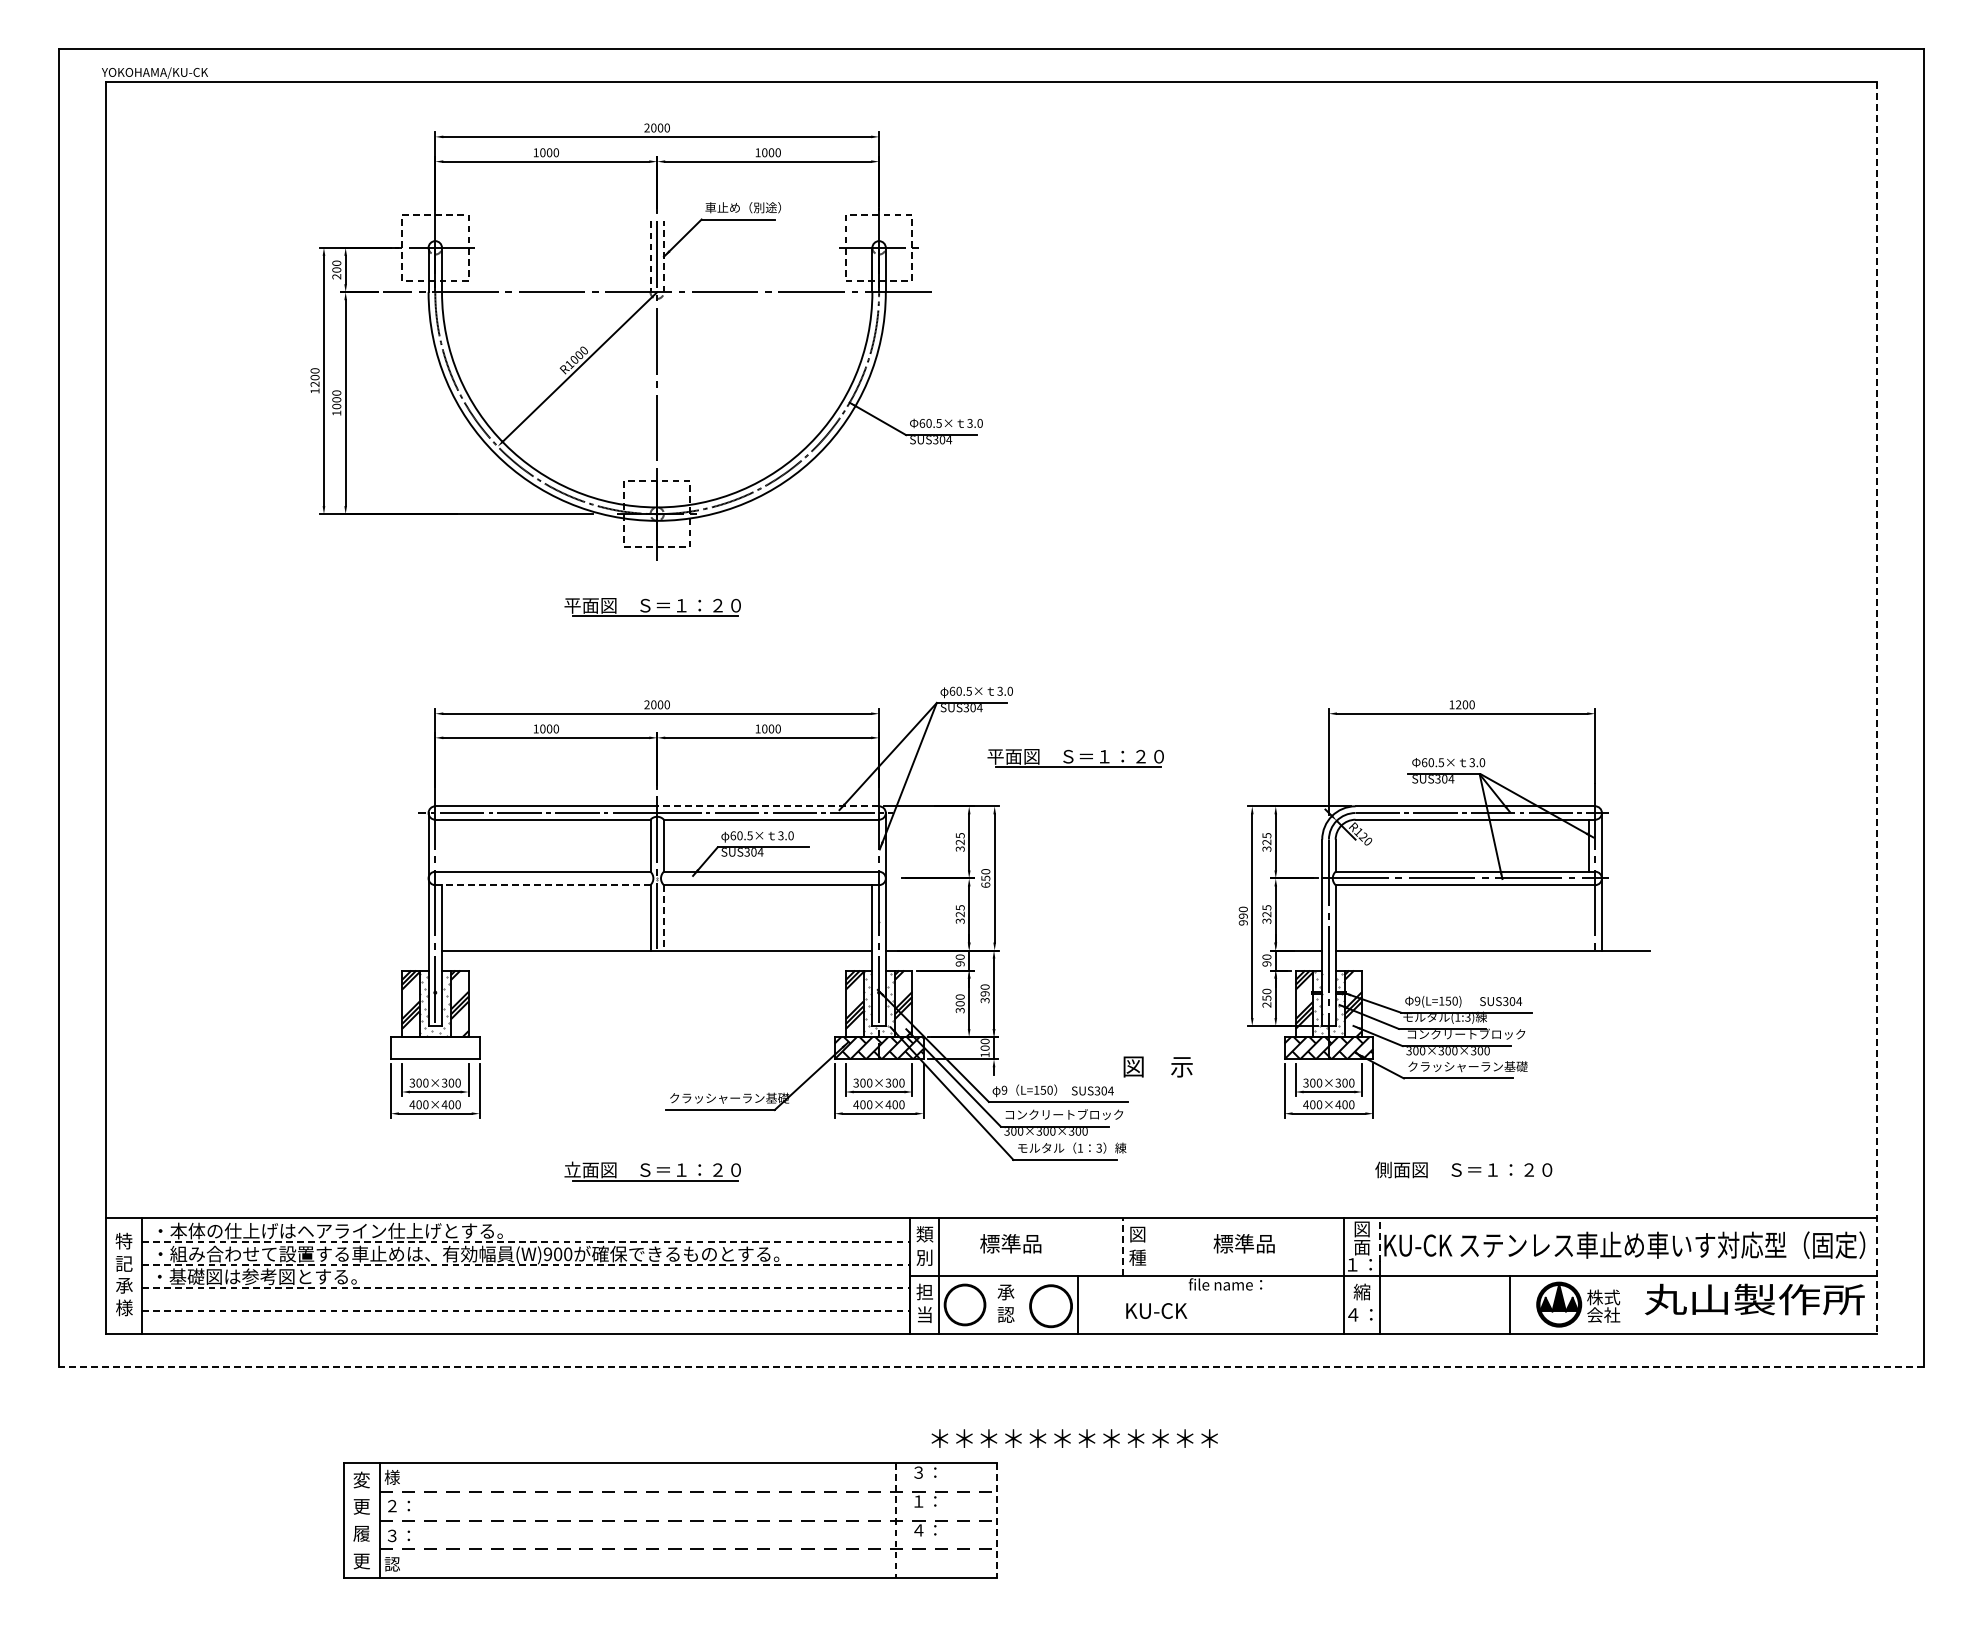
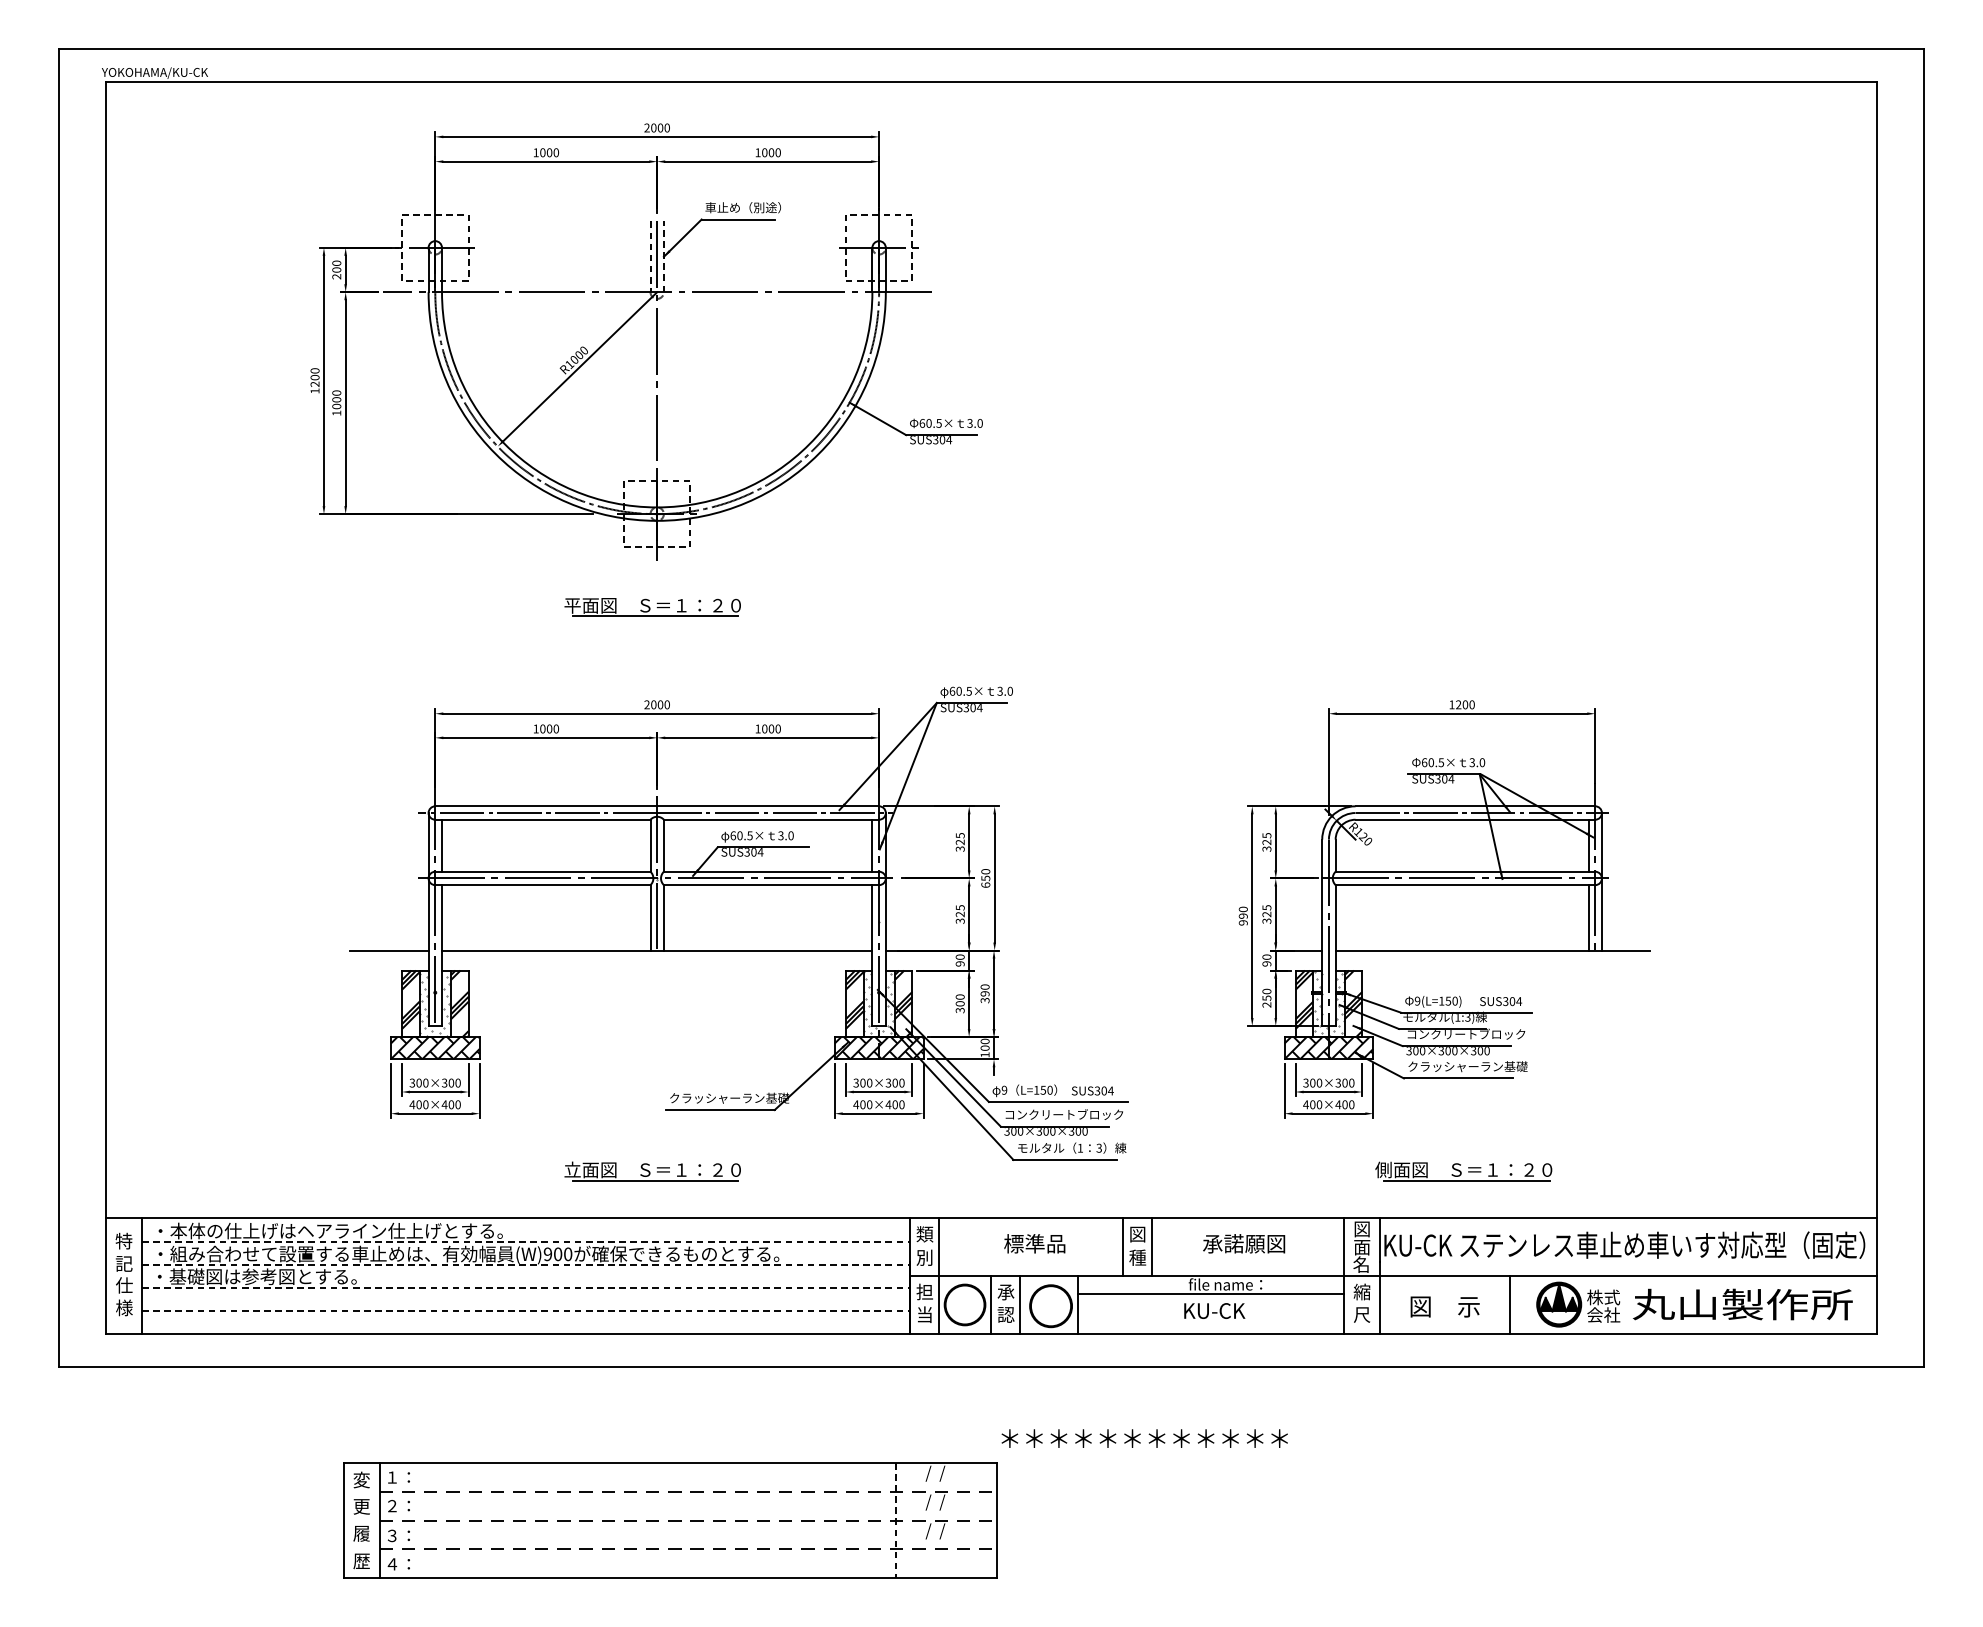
line: dashed -> solid (1876, 708)
part: present -> none (1075, 758)
line: dashed -> solid (768, 806)
line: none -> present (442, 845)
line: none -> present (872, 845)
line: none -> present (655, 878)
line: dashed -> solid (542, 885)
line: dashed -> solid (663, 917)
line: none -> present (1588, 917)
line: none -> present (388, 950)
hatch: none -> present (434, 1048)
text position: (1157, 1066) -> (1444, 1306) (1444, 1306)
line: none -> present (1466, 1180)
line: dashed -> solid (1380, 1240)
text position: (1010, 1243) -> (1034, 1243) (1034, 1243)
text: 標準品 -> 承諾願図 (1244, 1243)
line: dashed -> solid (1122, 1247)
line: none -> present (1151, 1247)
text: １： -> 名 (1359, 1264)
text: 承 -> 仕 (124, 1285)
line: none -> present (1210, 1293)
text position: (1754, 1299) -> (1742, 1304) (1742, 1304)
line: none -> present (991, 1304)
line: none -> present (1020, 1304)
text position: (1156, 1310) -> (1214, 1310) (1214, 1310)
text: ４： -> 尺 (1360, 1314)
line: dashed -> solid (991, 1366)
text position: (1074, 1438) -> (1144, 1438) (1144, 1438)
text: ３： -> /  / (929, 1473)
text: 様 -> １： (397, 1476)
text: １： -> /  / (929, 1502)
line: dashed -> solid (996, 1520)
text: ４： -> /  / (929, 1531)
text: 更 -> 歴 (361, 1561)
text: 認 -> ４： (396, 1564)
